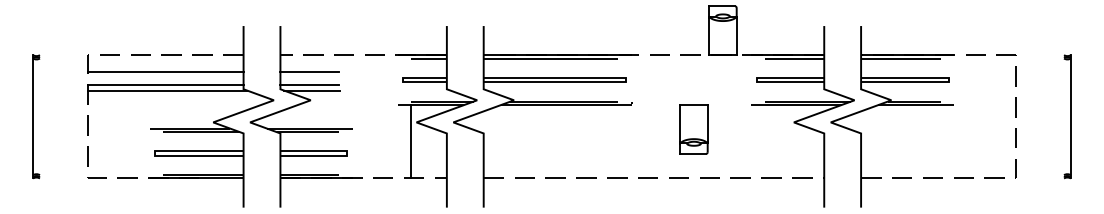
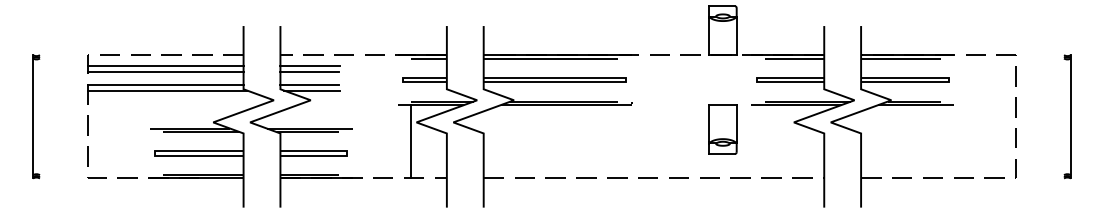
line: none -> present (165, 65)
line: none -> present (310, 65)
part position: (693, 129) -> (722, 129) (722, 129)
